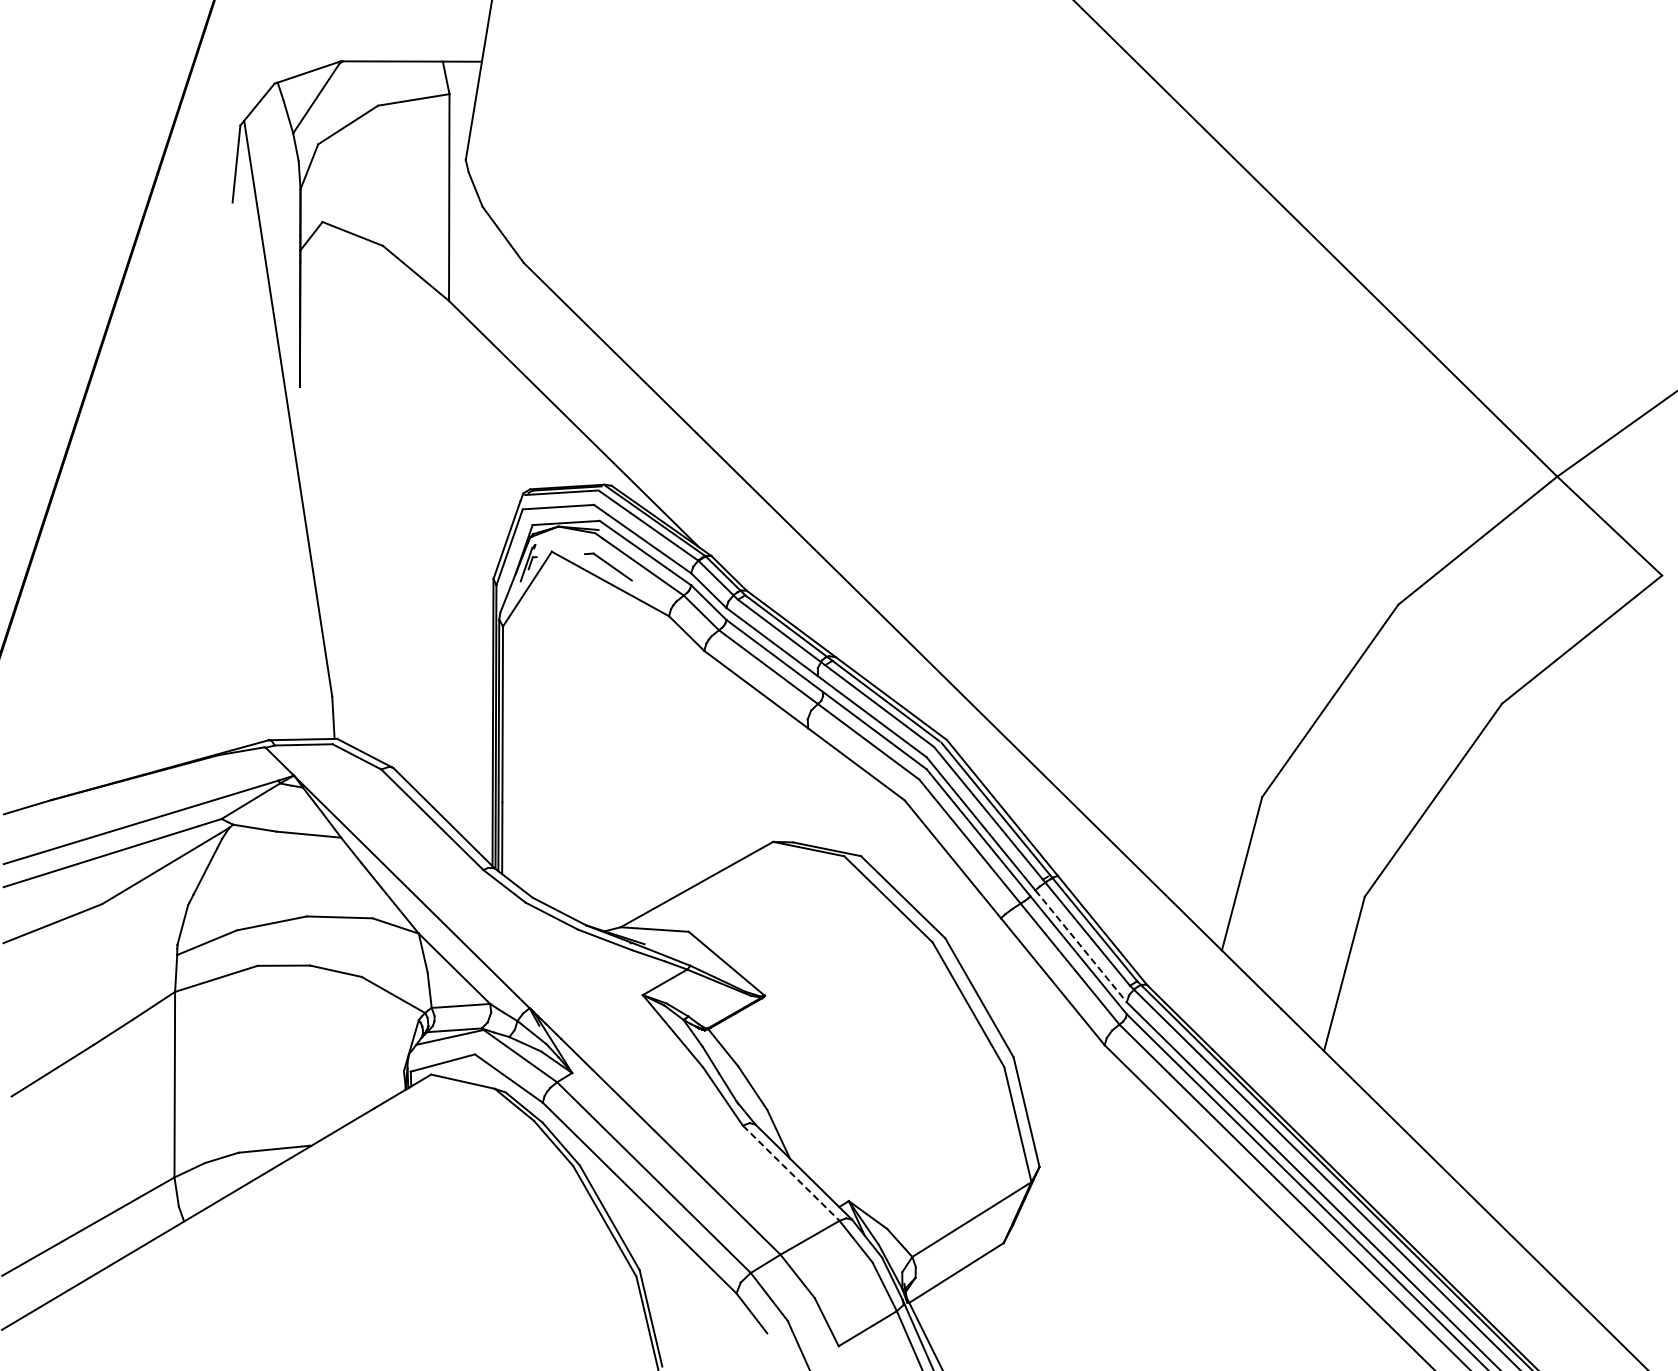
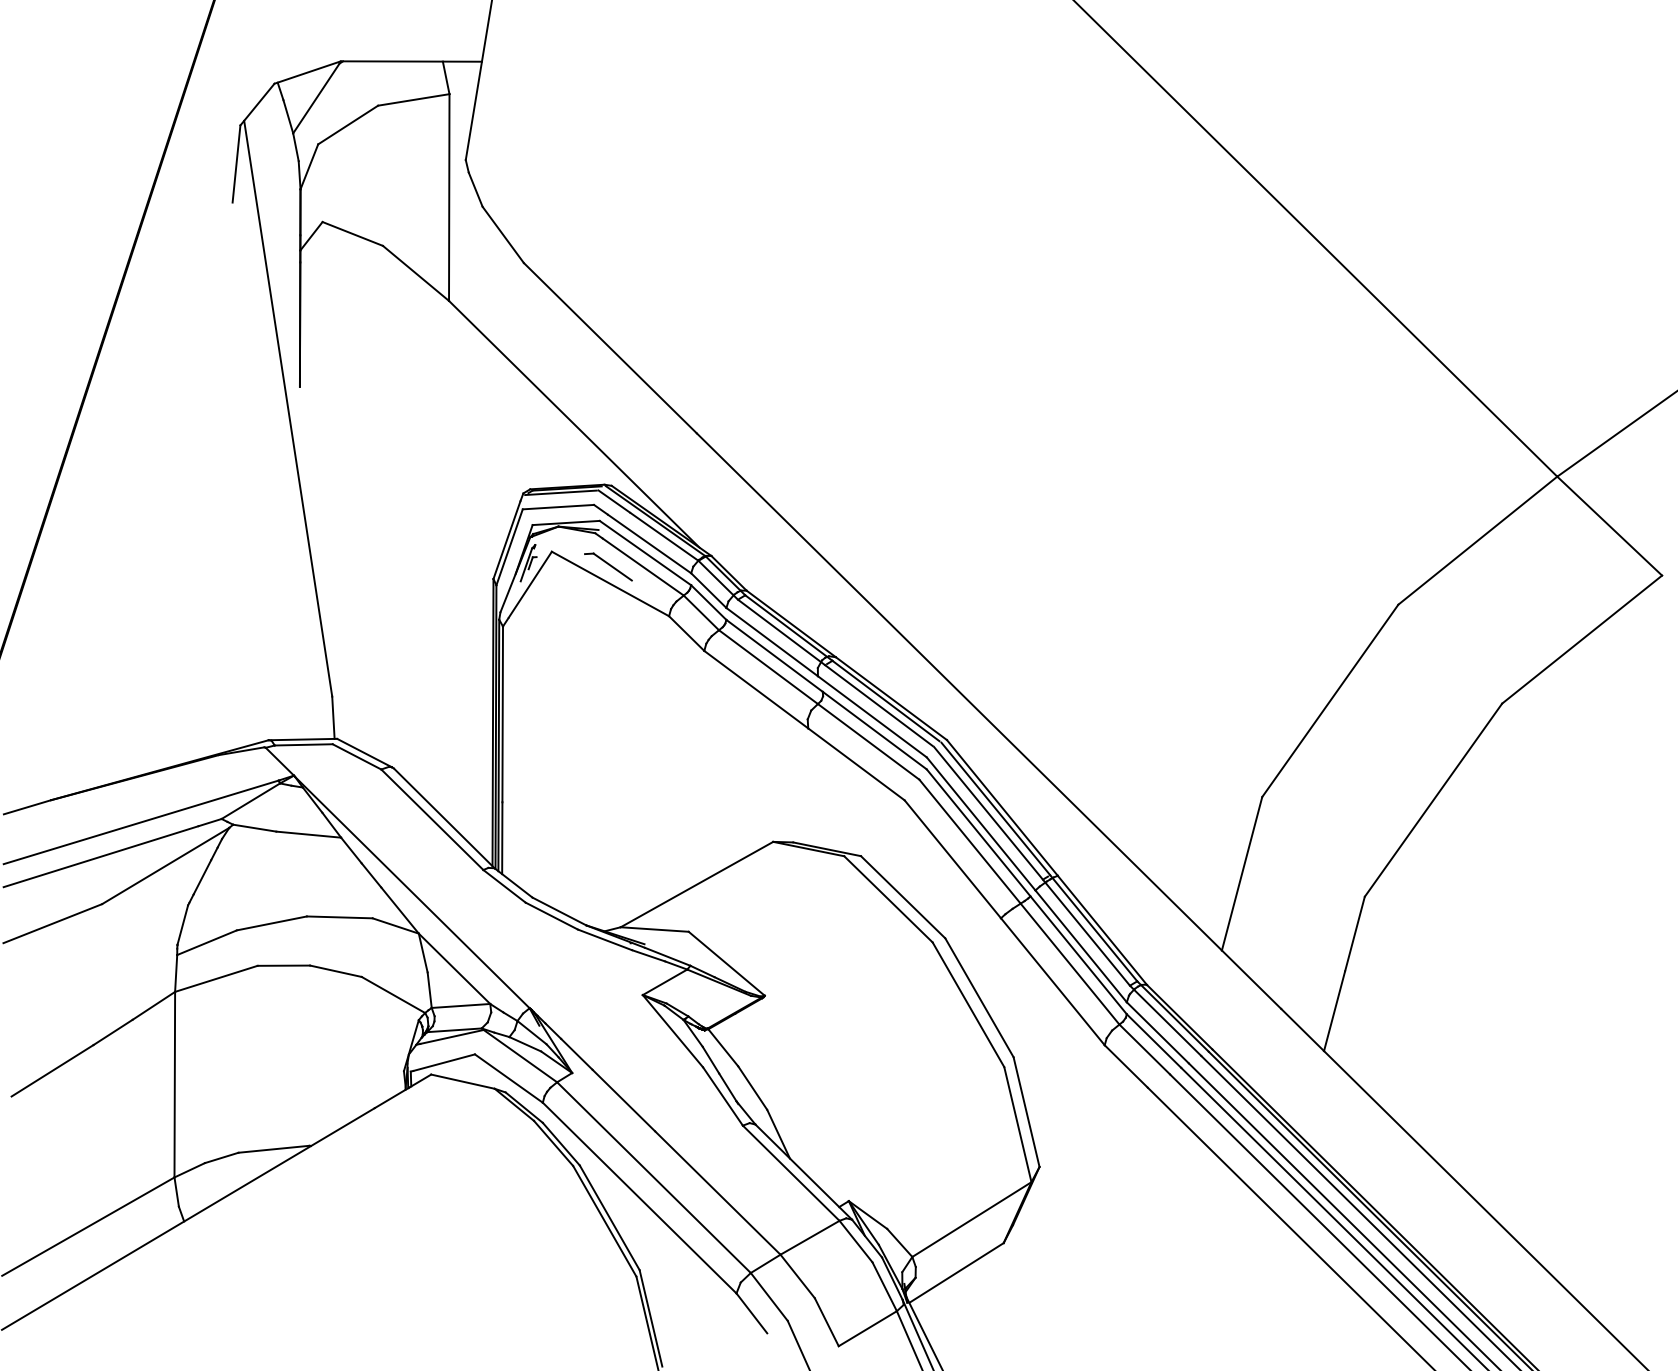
line: dashed -> solid (1081, 946)
line: dashed -> solid (791, 1173)
